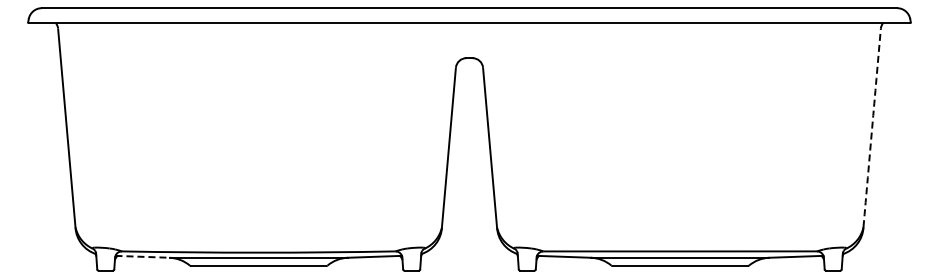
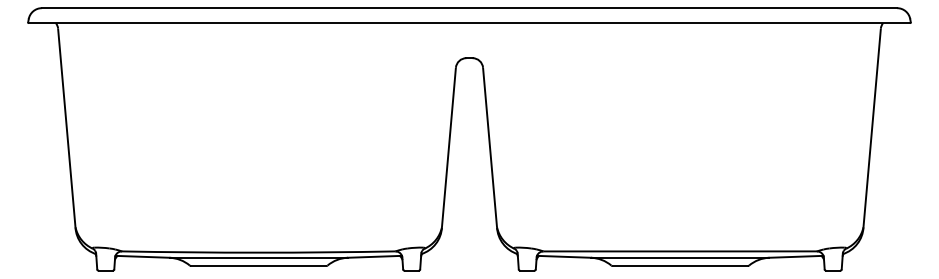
arc: dashed -> solid (872, 127)
line: dashed -> solid (143, 256)
